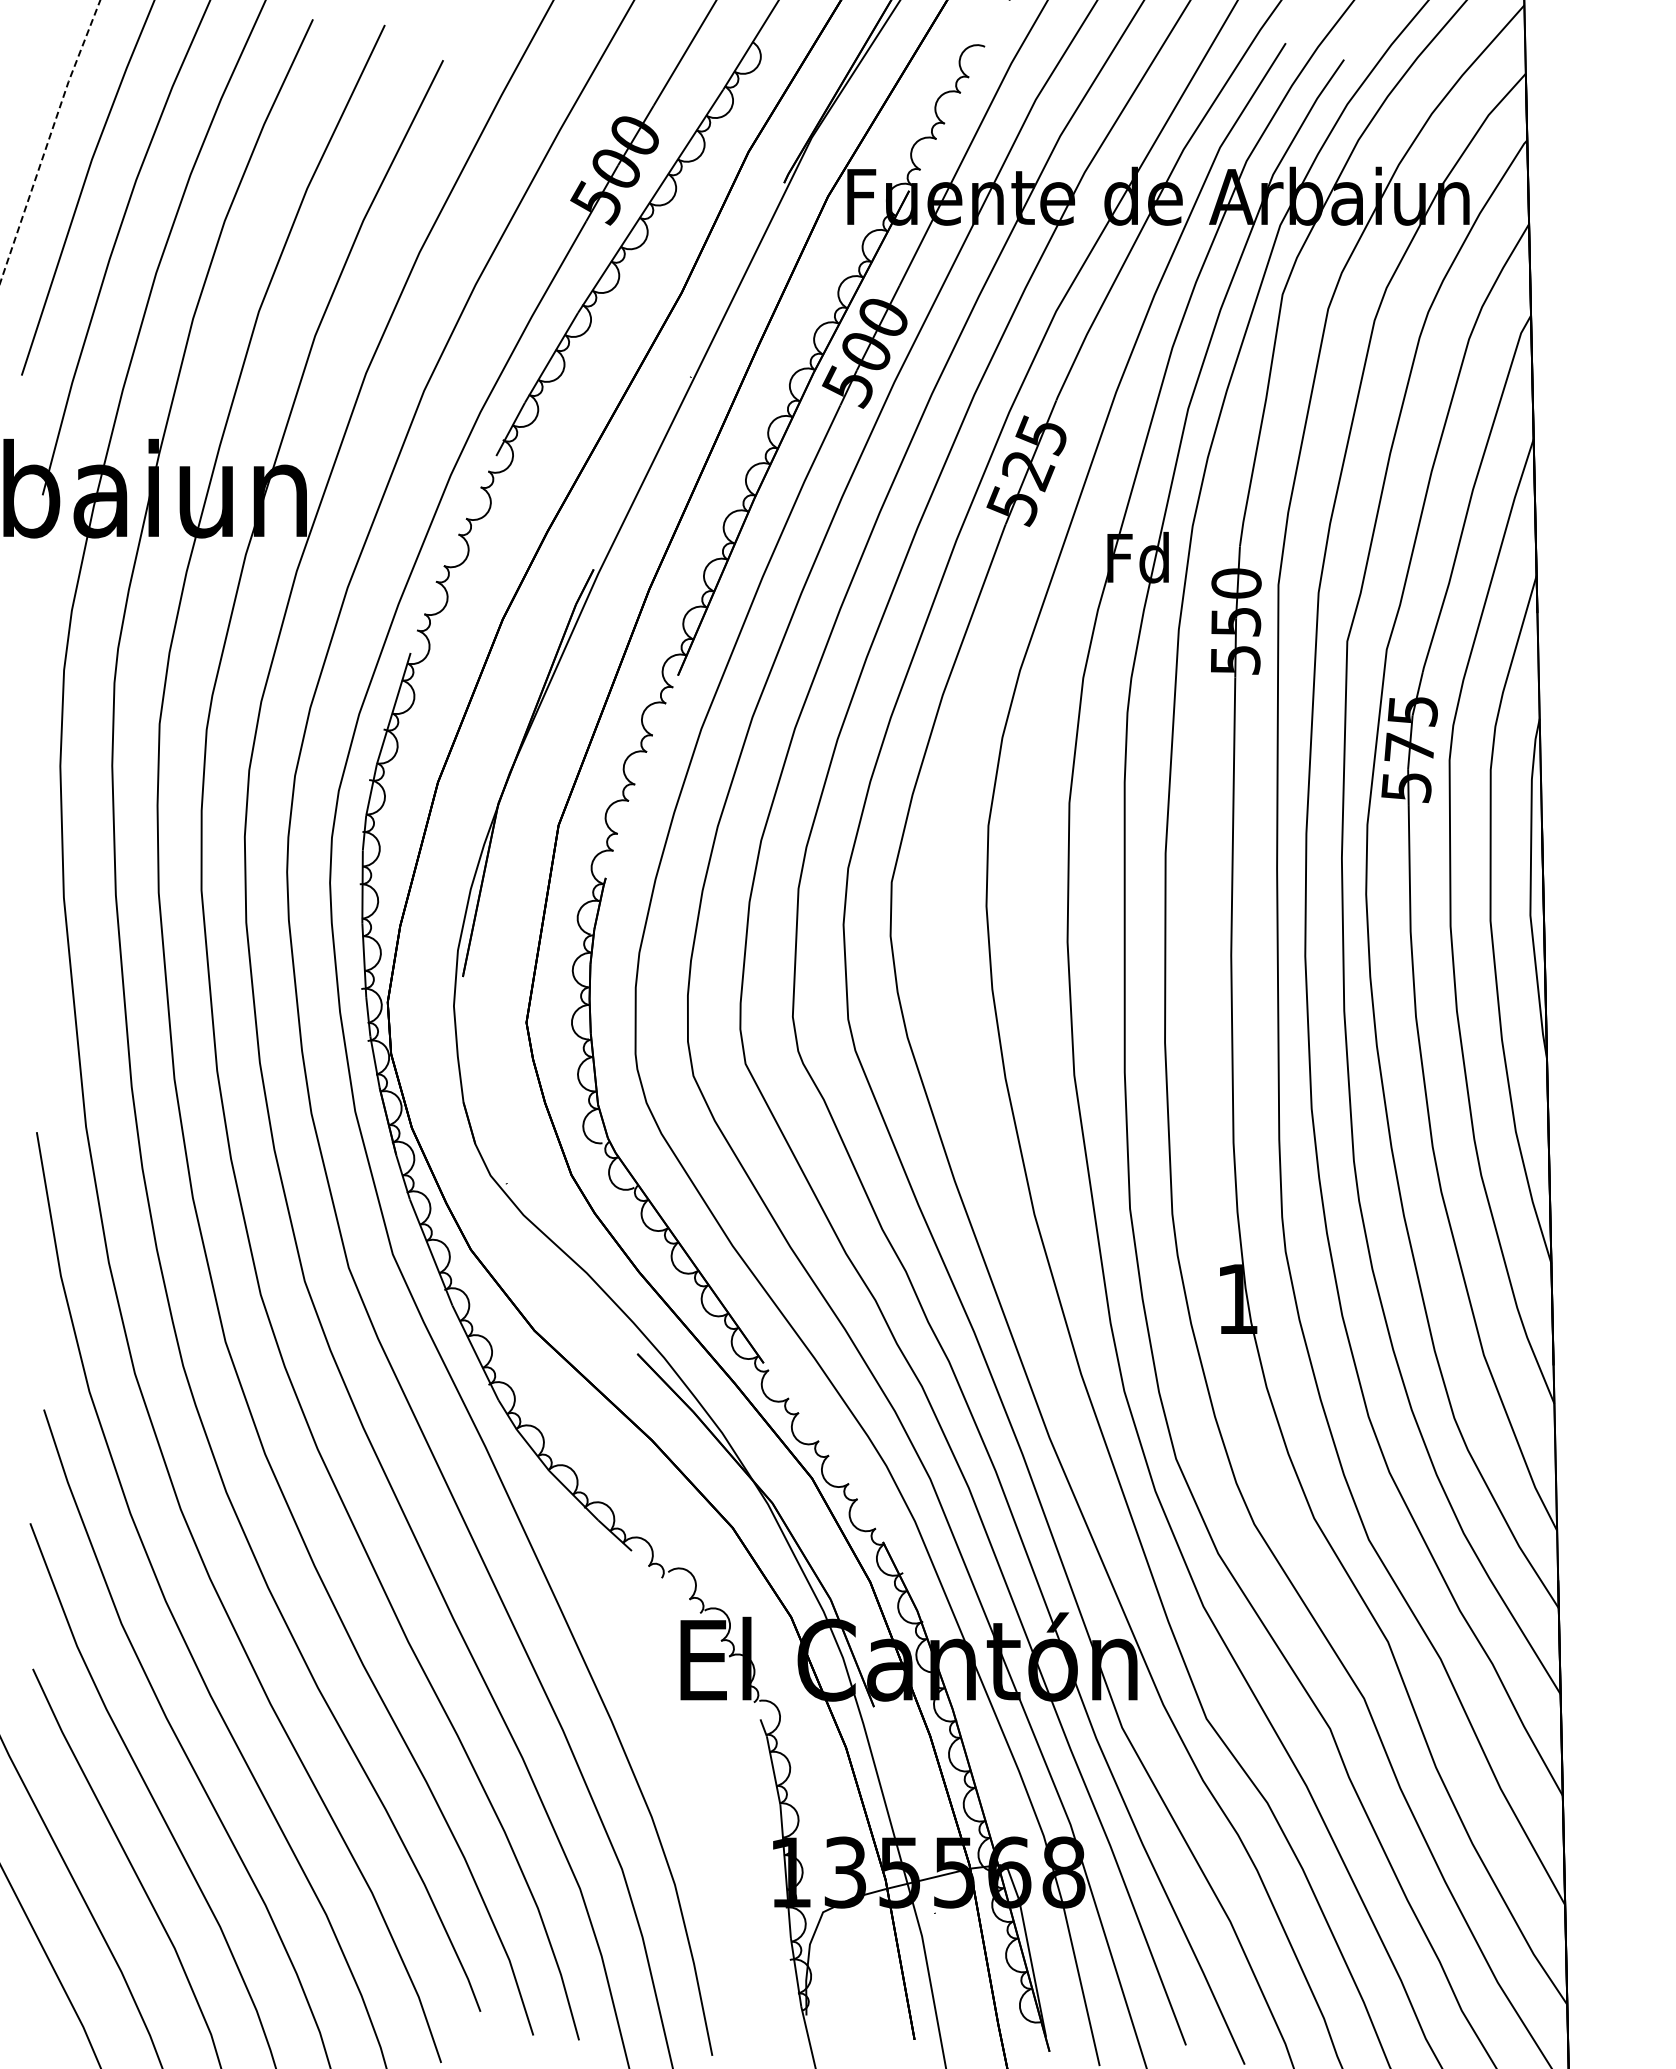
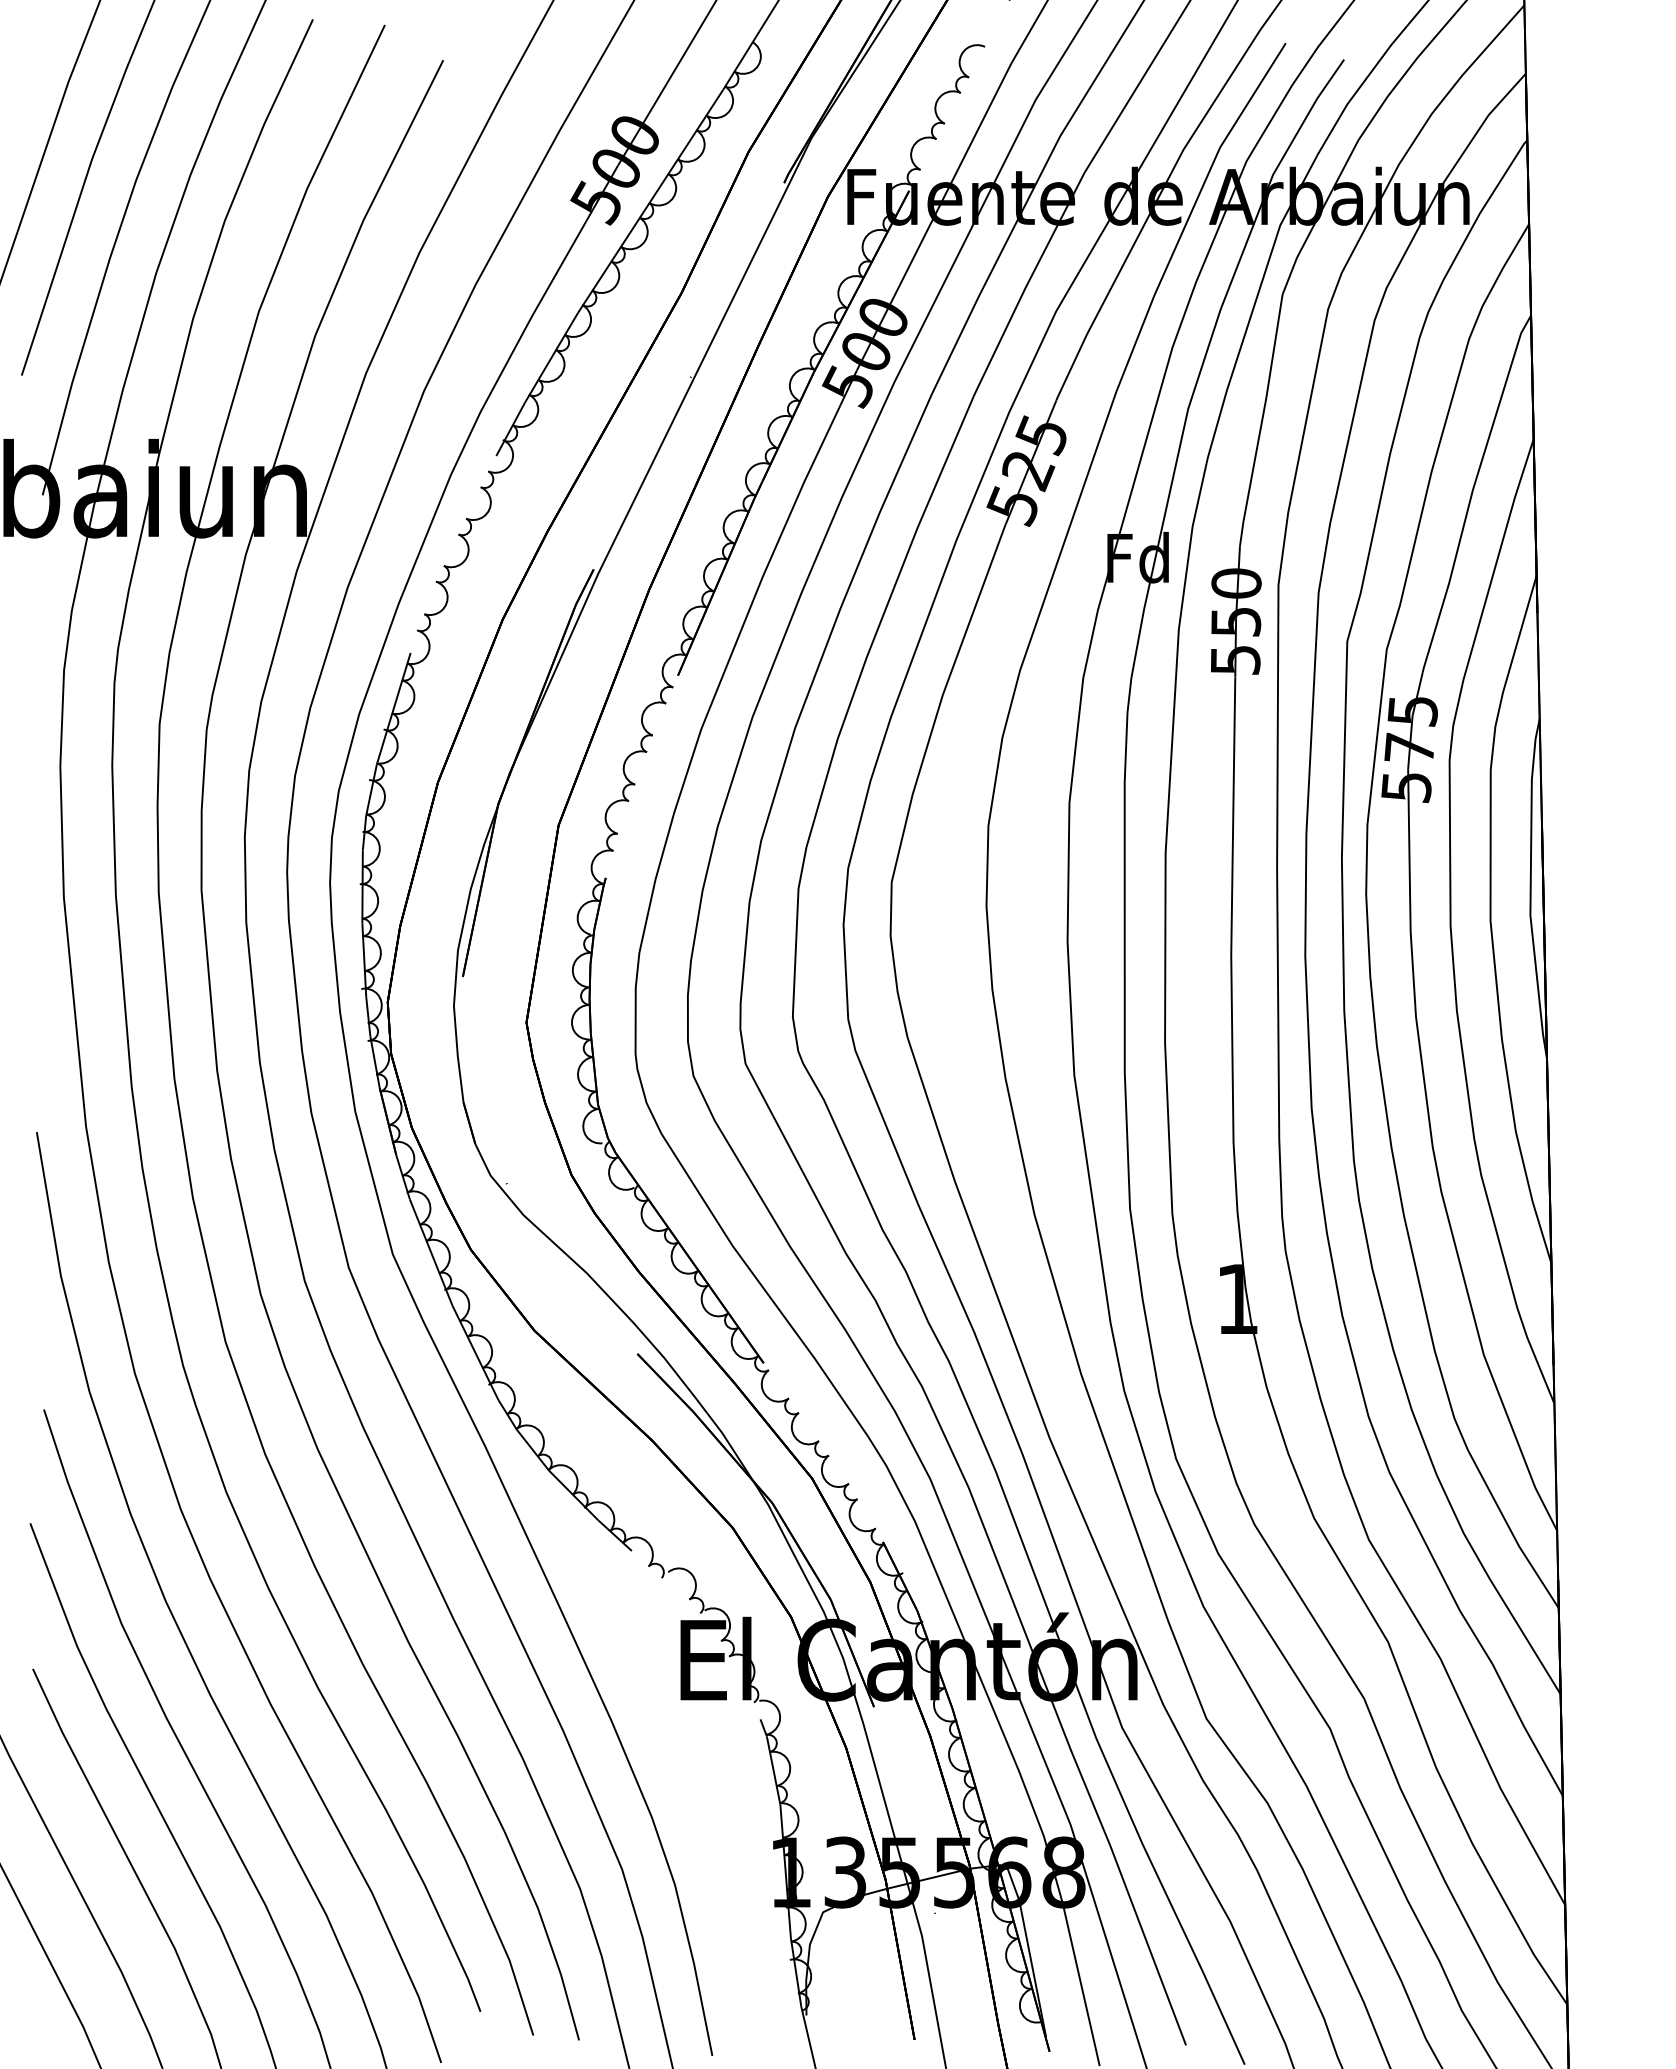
line: dashed -> solid (48, 140)
